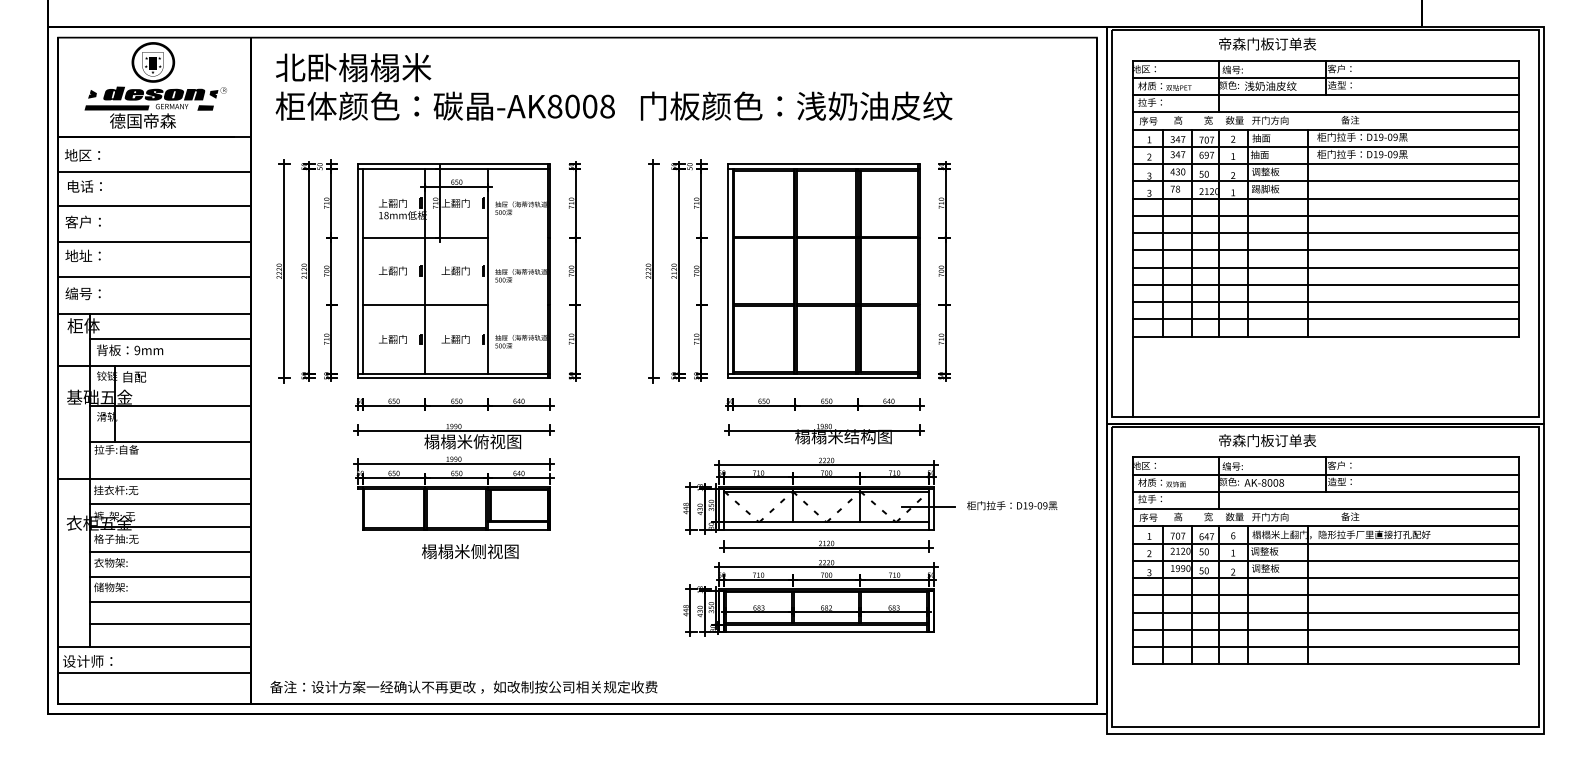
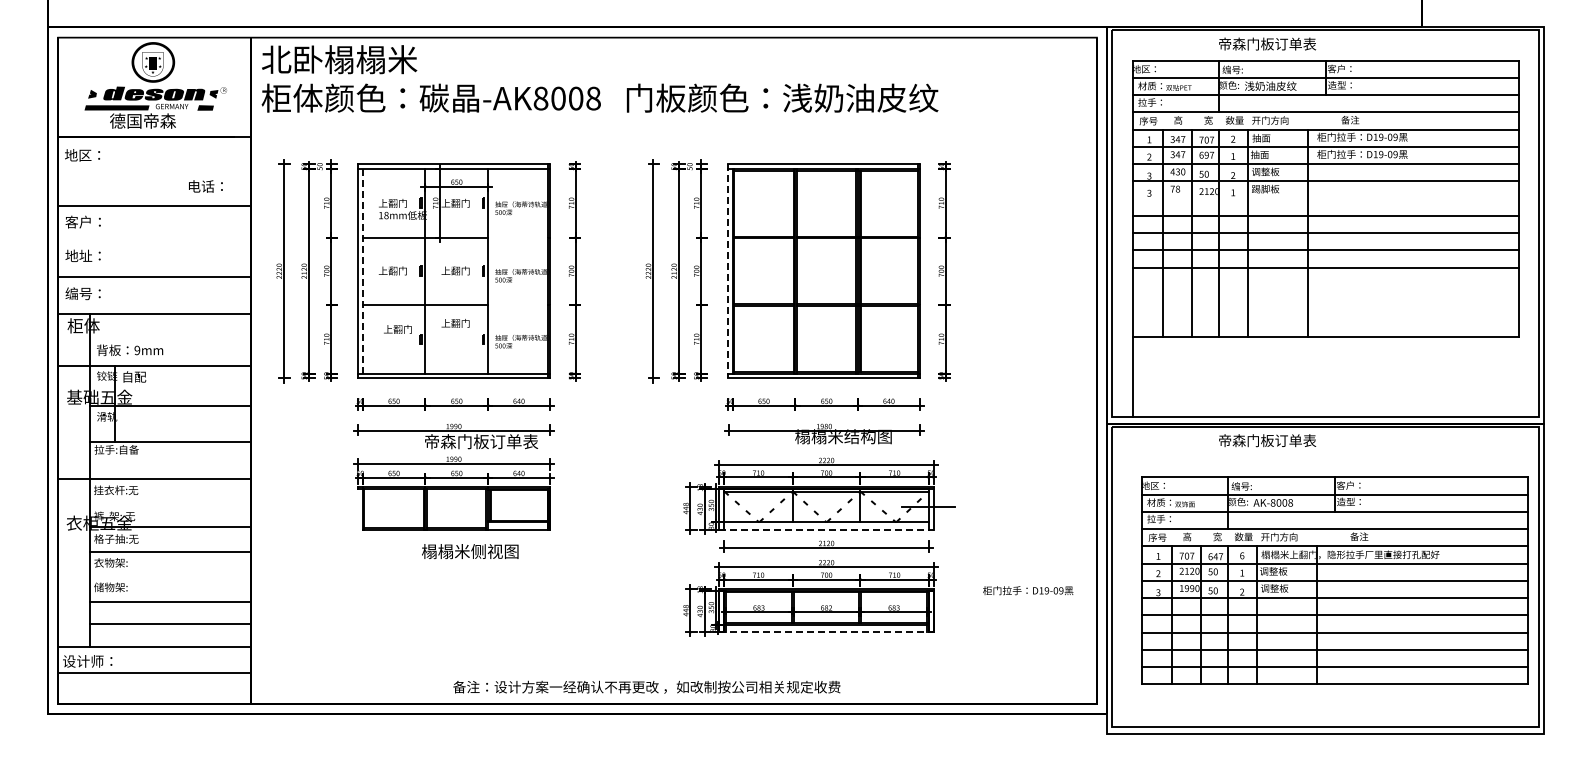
text position: (613, 86) -> (599, 78) (599, 78)
line: present -> none (154, 171)
text position: (84, 186) -> (205, 186) (205, 186)
line: present -> none (1325, 198)
line: present -> none (154, 241)
line: solid -> dashed (362, 271)
line: solid -> dashed (727, 271)
line: present -> none (1325, 284)
line: present -> none (1325, 302)
line: present -> none (1325, 319)
line: present -> none (169, 339)
text position: (392, 339) -> (397, 329) (397, 329)
text position: (455, 339) -> (455, 323) (455, 323)
text: 榻榻米俯视图 -> 帝森门板订单表 (481, 441)
line: present -> none (169, 503)
text position: (1012, 505) -> (1028, 590) (1028, 590)
line: solid -> dashed (827, 530)
part position: (1325, 560) -> (1334, 580) (1334, 580)
line: present -> none (169, 576)
line: solid -> dashed (827, 632)
text position: (463, 686) -> (646, 686) (646, 686)
